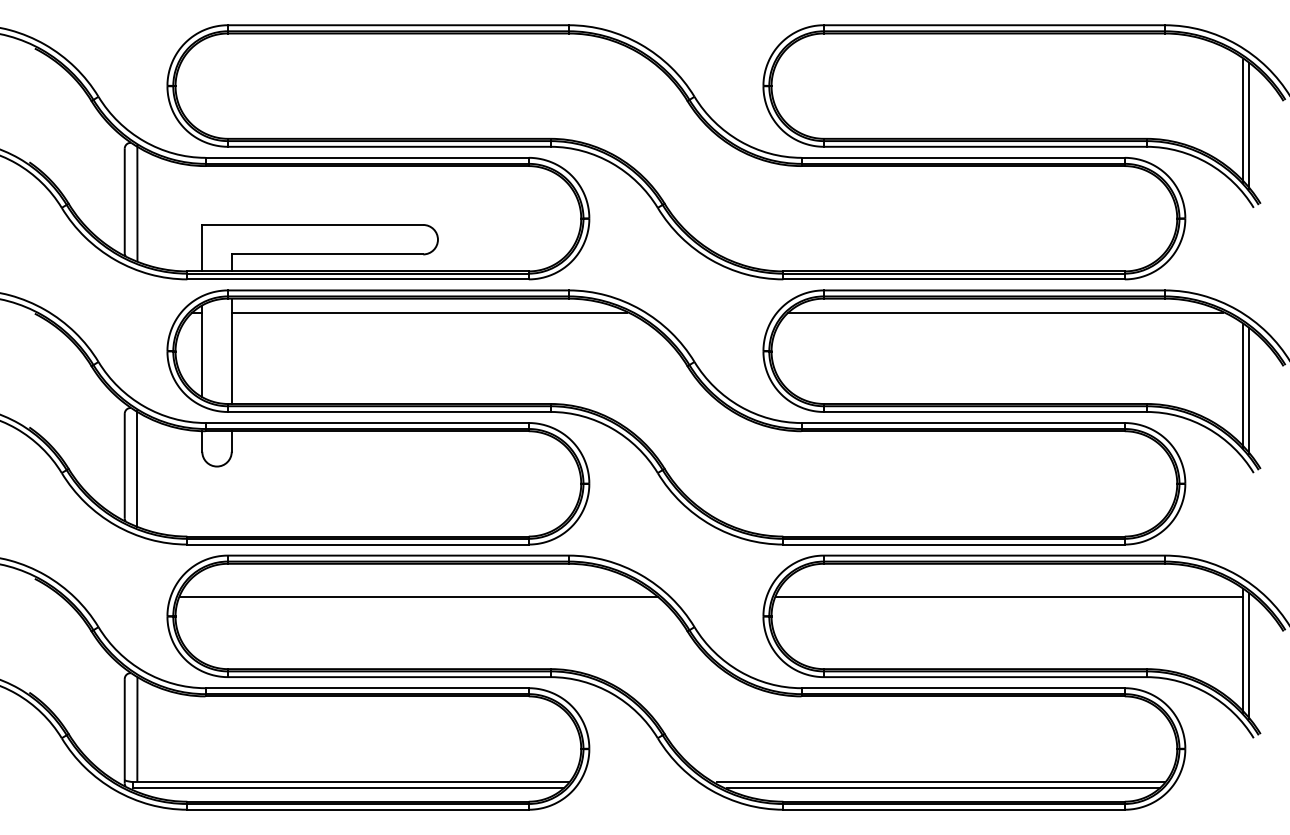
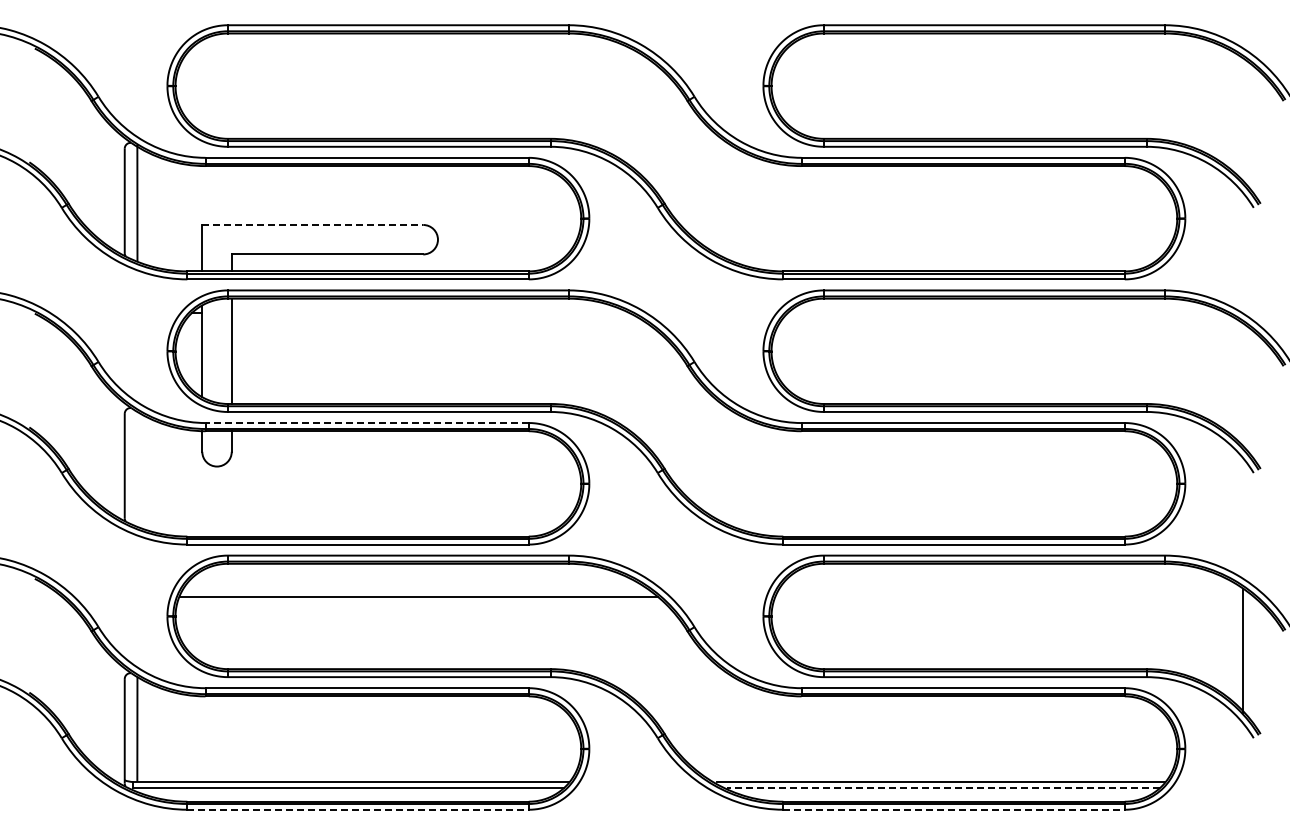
line: present -> none (1242, 121)
line: present -> none (1248, 126)
line: solid -> dashed (313, 224)
line: present -> none (428, 313)
line: present -> none (1005, 313)
line: present -> none (1242, 386)
line: present -> none (1248, 391)
line: solid -> dashed (367, 423)
line: present -> none (137, 468)
line: present -> none (1009, 596)
line: present -> none (1248, 656)
line: solid -> dashed (942, 787)
line: solid -> dashed (358, 809)
line: solid -> dashed (954, 809)
